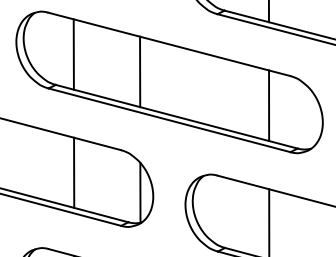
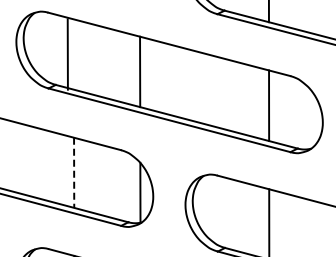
line position: (73, 54) -> (67, 54) (67, 54)
line: solid -> dashed (74, 173)
